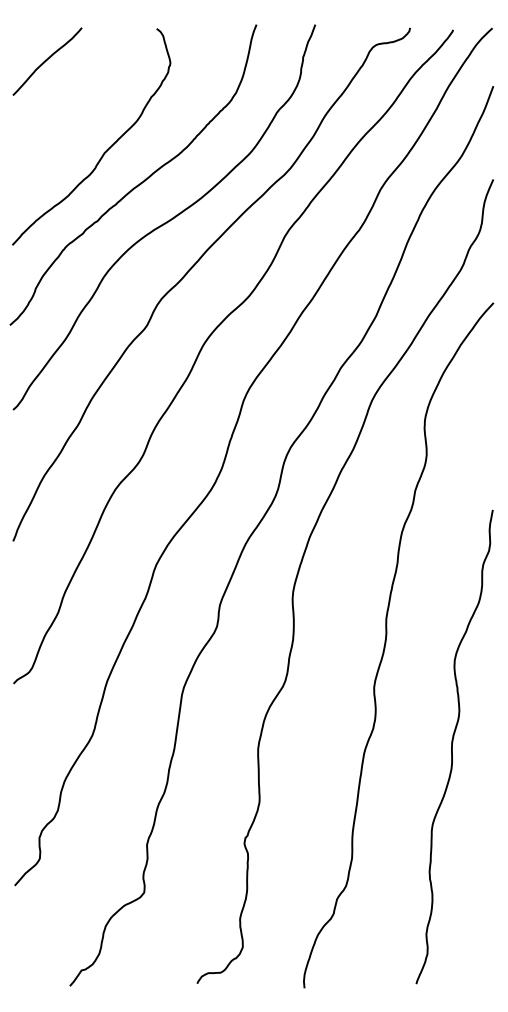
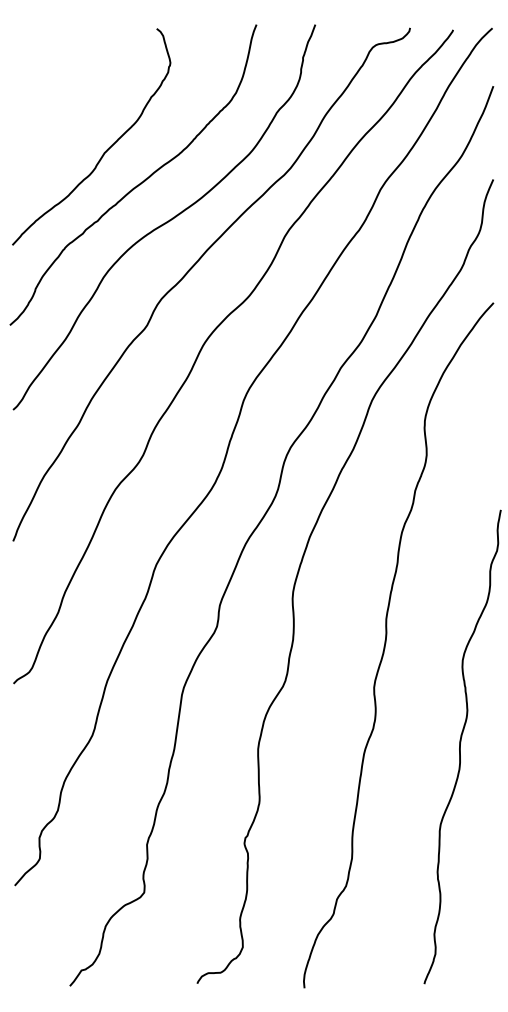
curve: present -> none (47, 60)
curve position: (452, 746) -> (460, 746) (460, 746)
